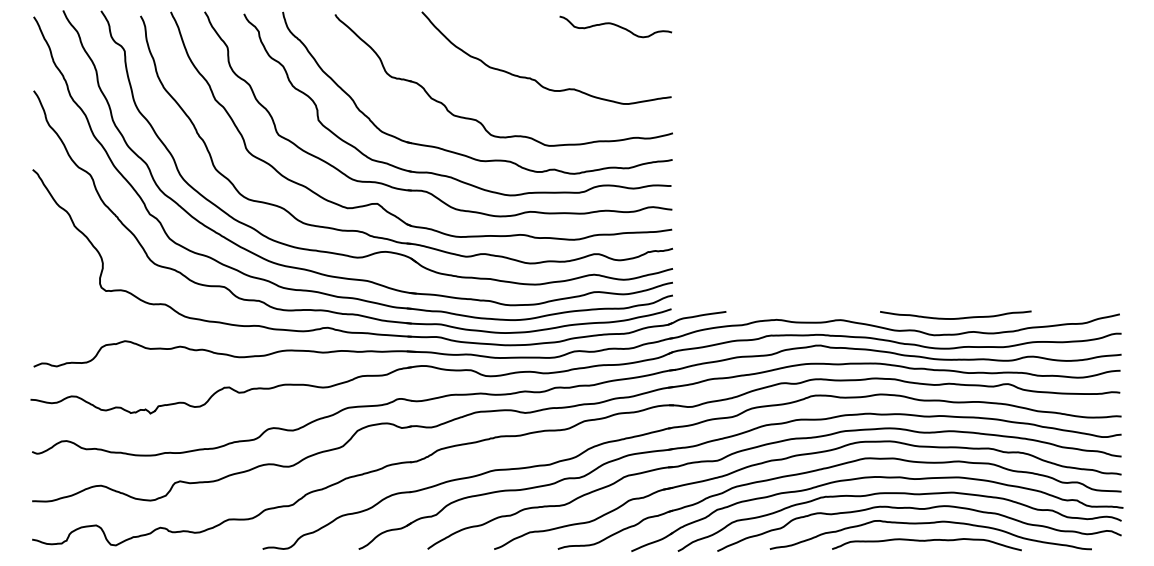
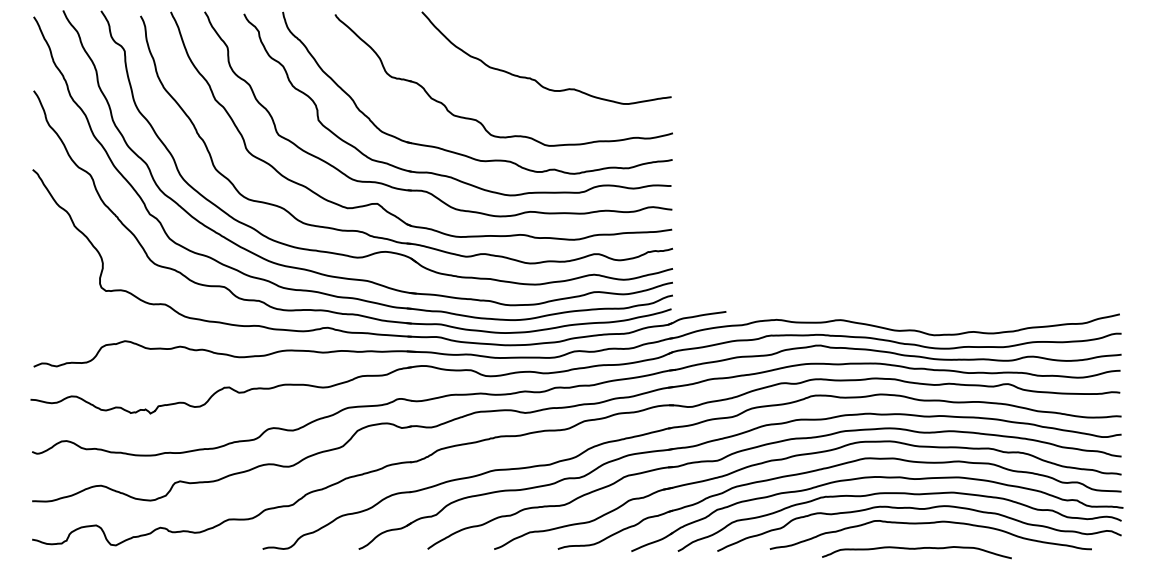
curve: present -> none (615, 25)
curve: present -> none (956, 317)
curve position: (926, 541) -> (916, 549) (916, 549)
